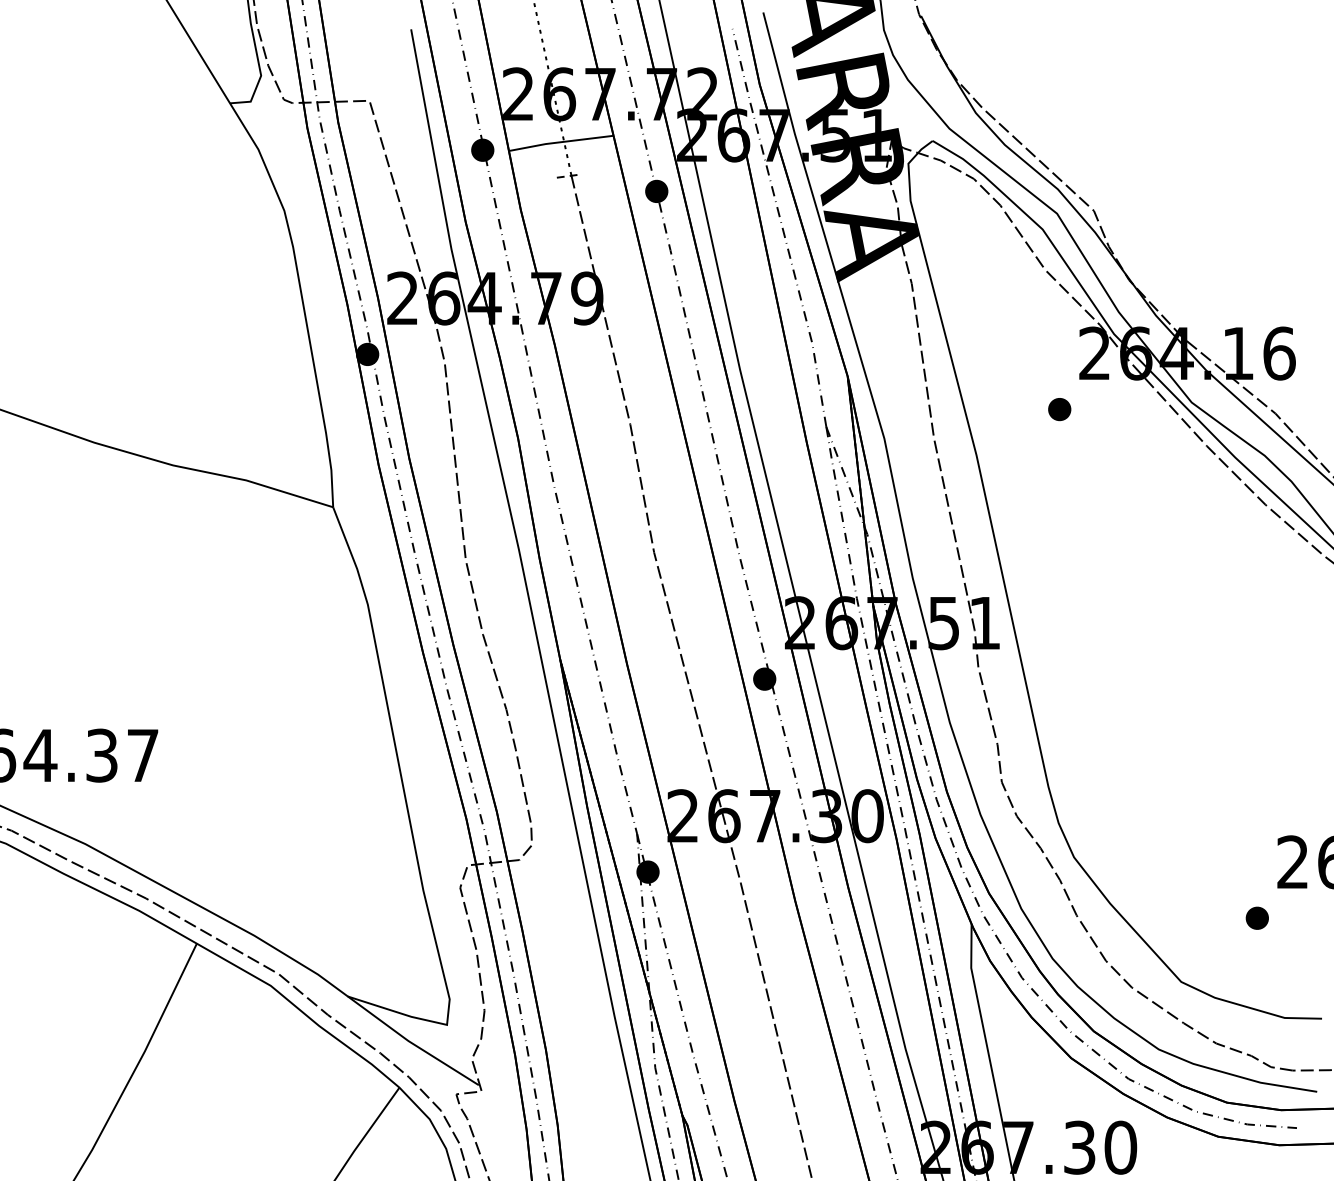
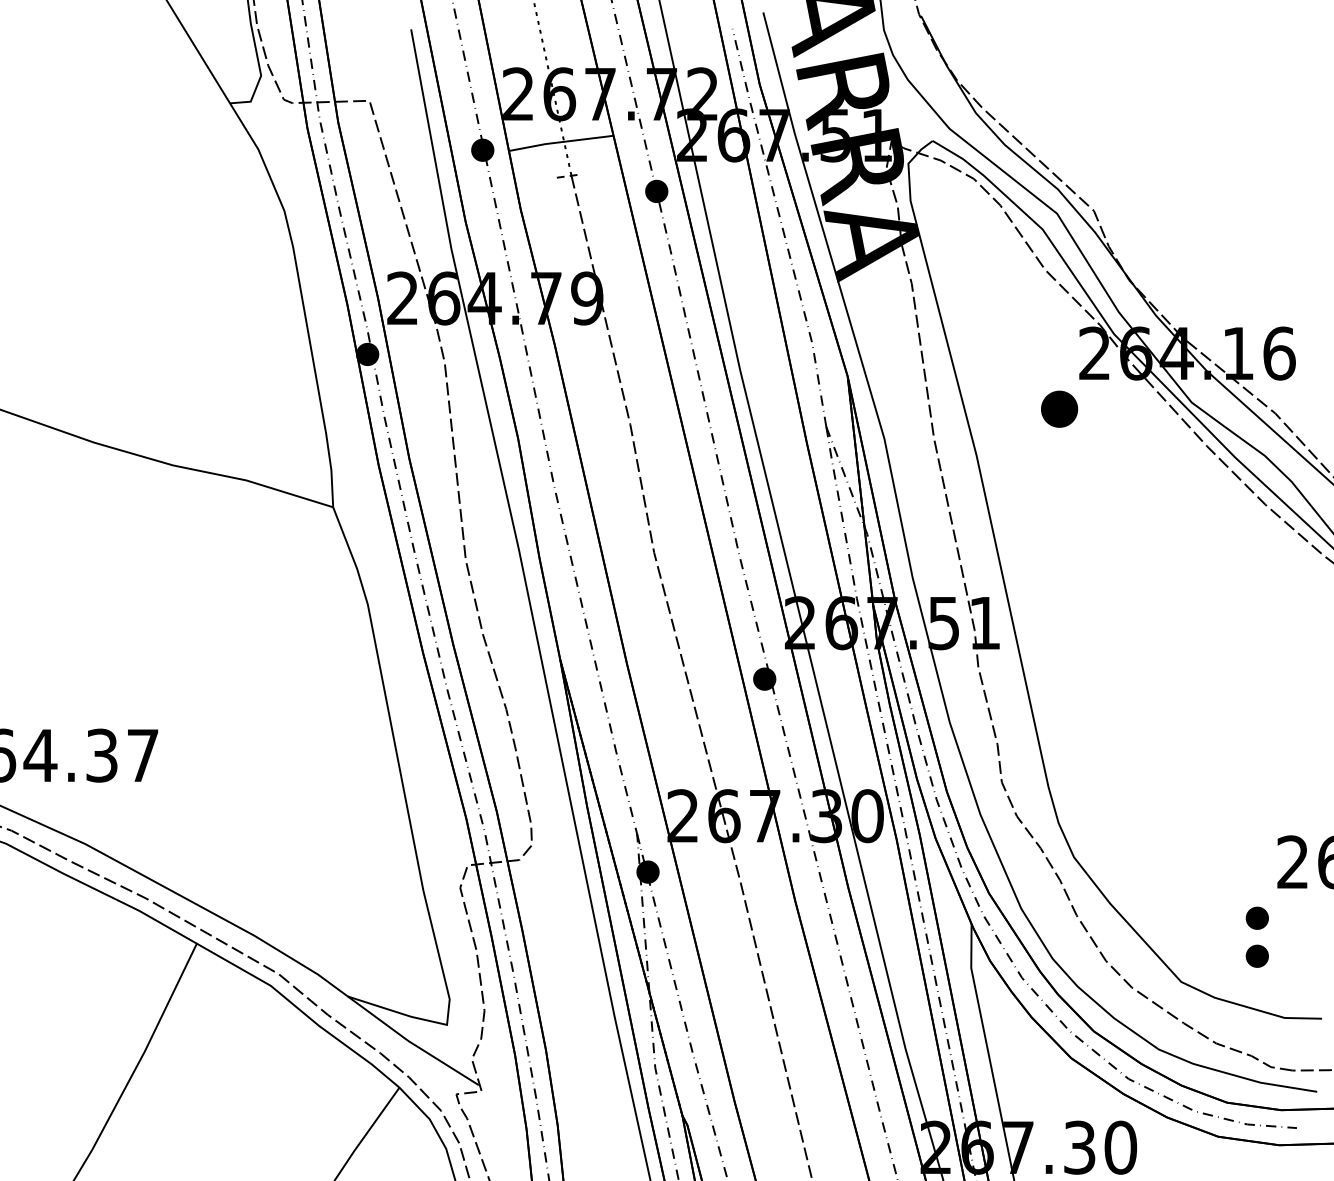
part size: 24x24 px -> 38x38 px (1059, 408)
part: none -> present (1256, 955)
